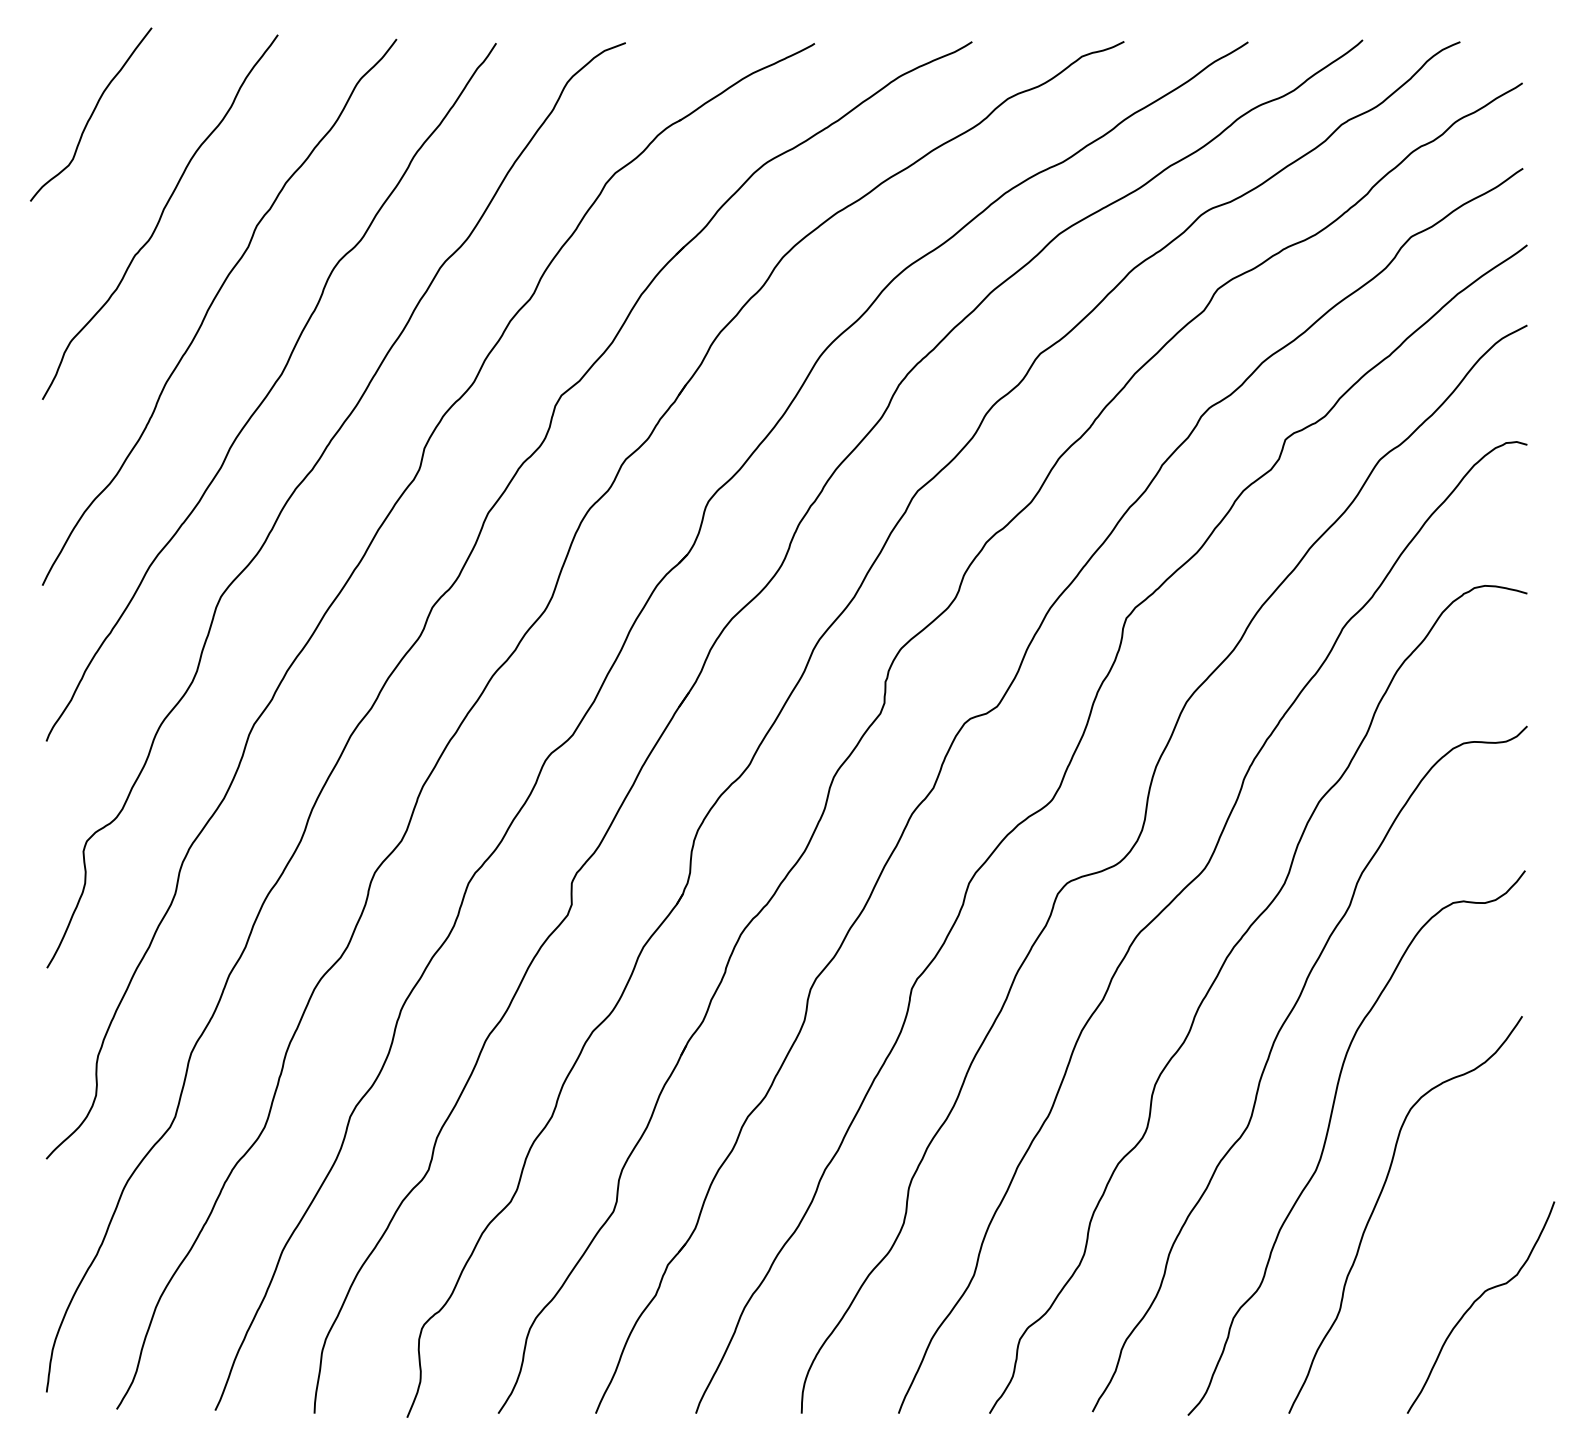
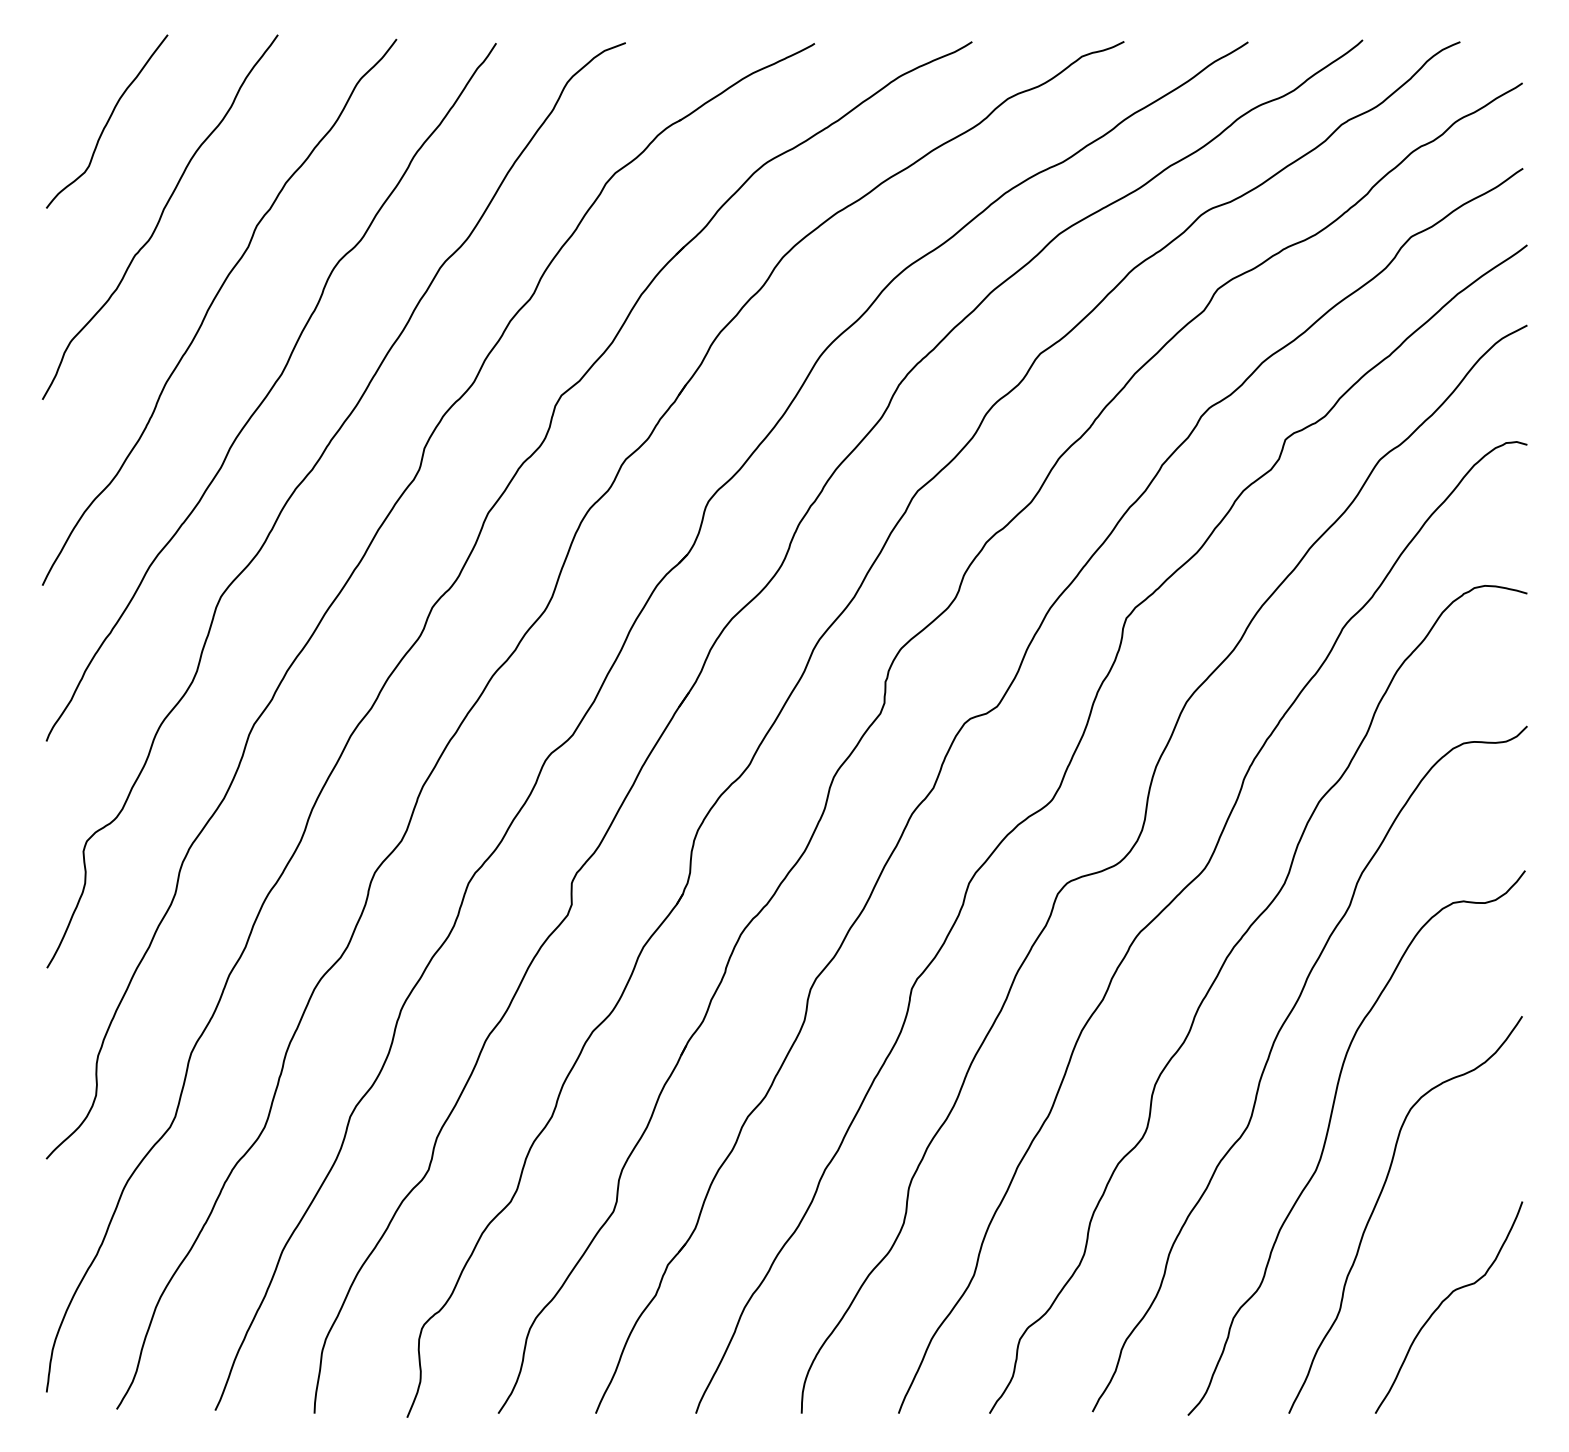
curve position: (91, 114) -> (107, 121) (107, 121)
curve position: (1475, 1302) -> (1443, 1302) (1443, 1302)
